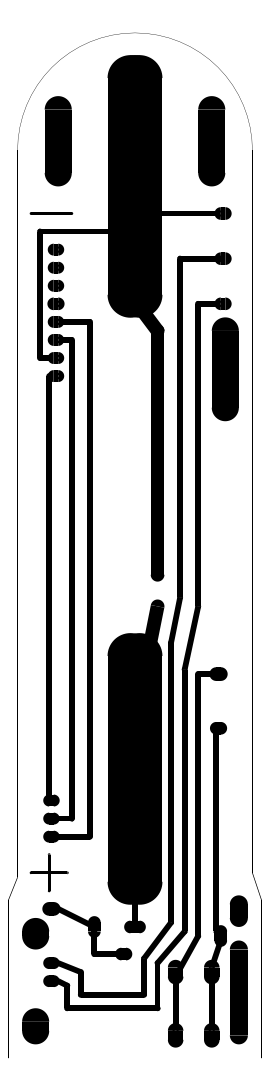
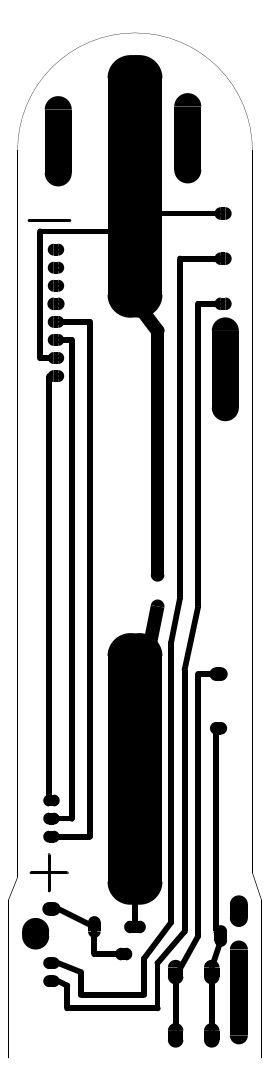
part position: (211, 141) -> (187, 138) (187, 138)
line position: (51, 213) -> (49, 220) (49, 220)
part: present -> none (35, 1026)
